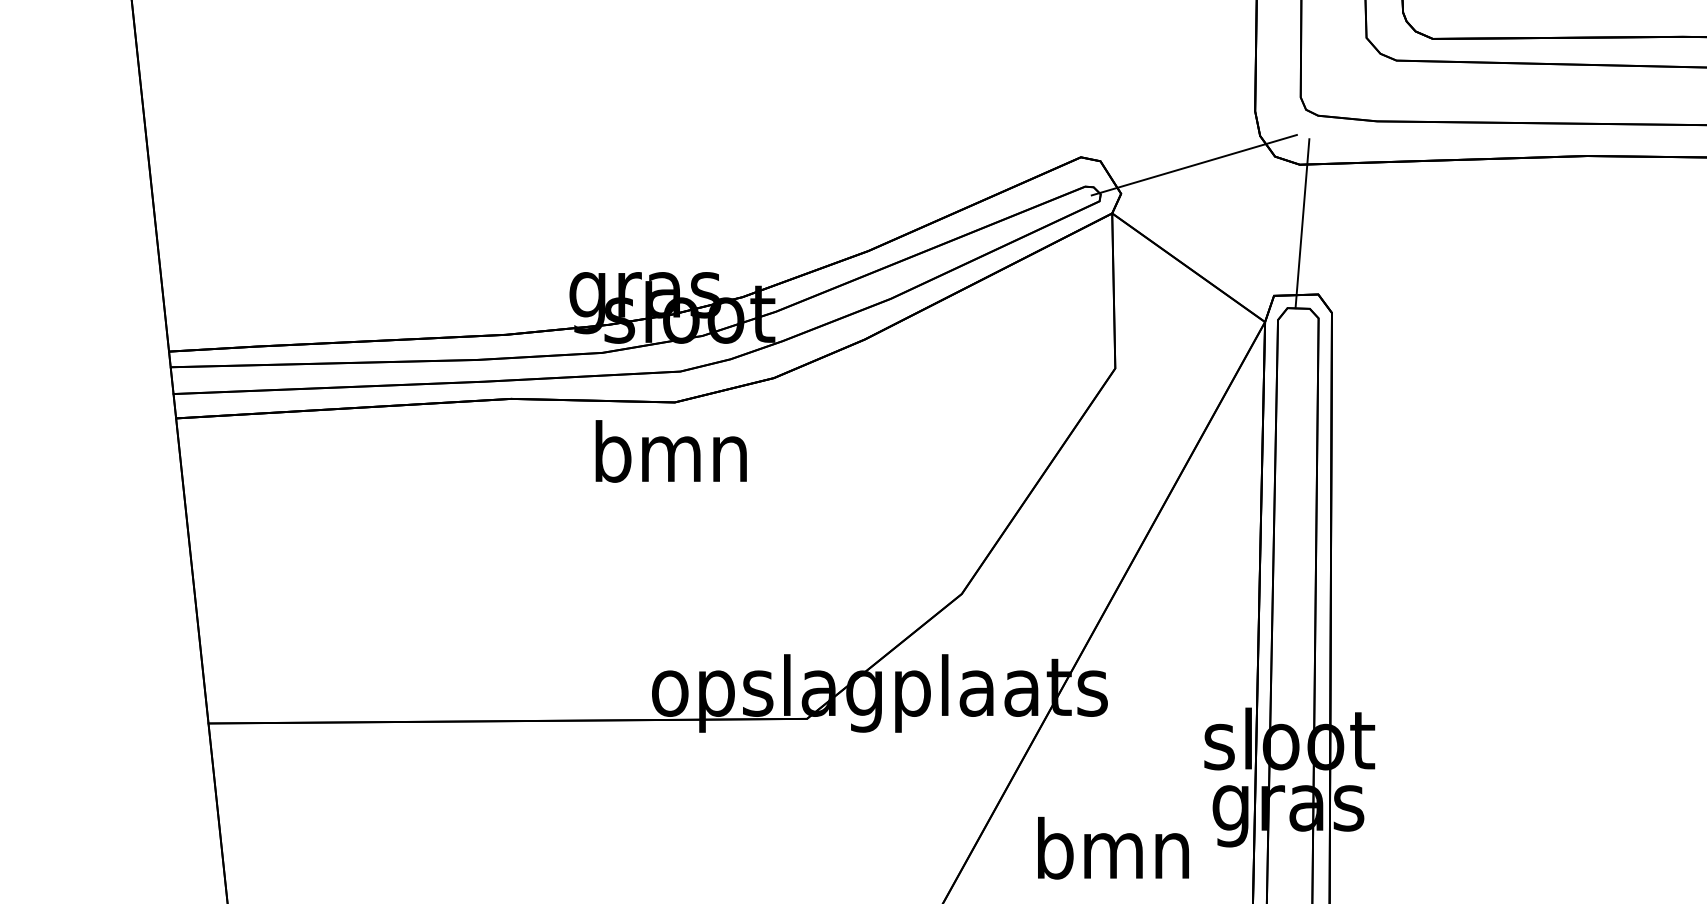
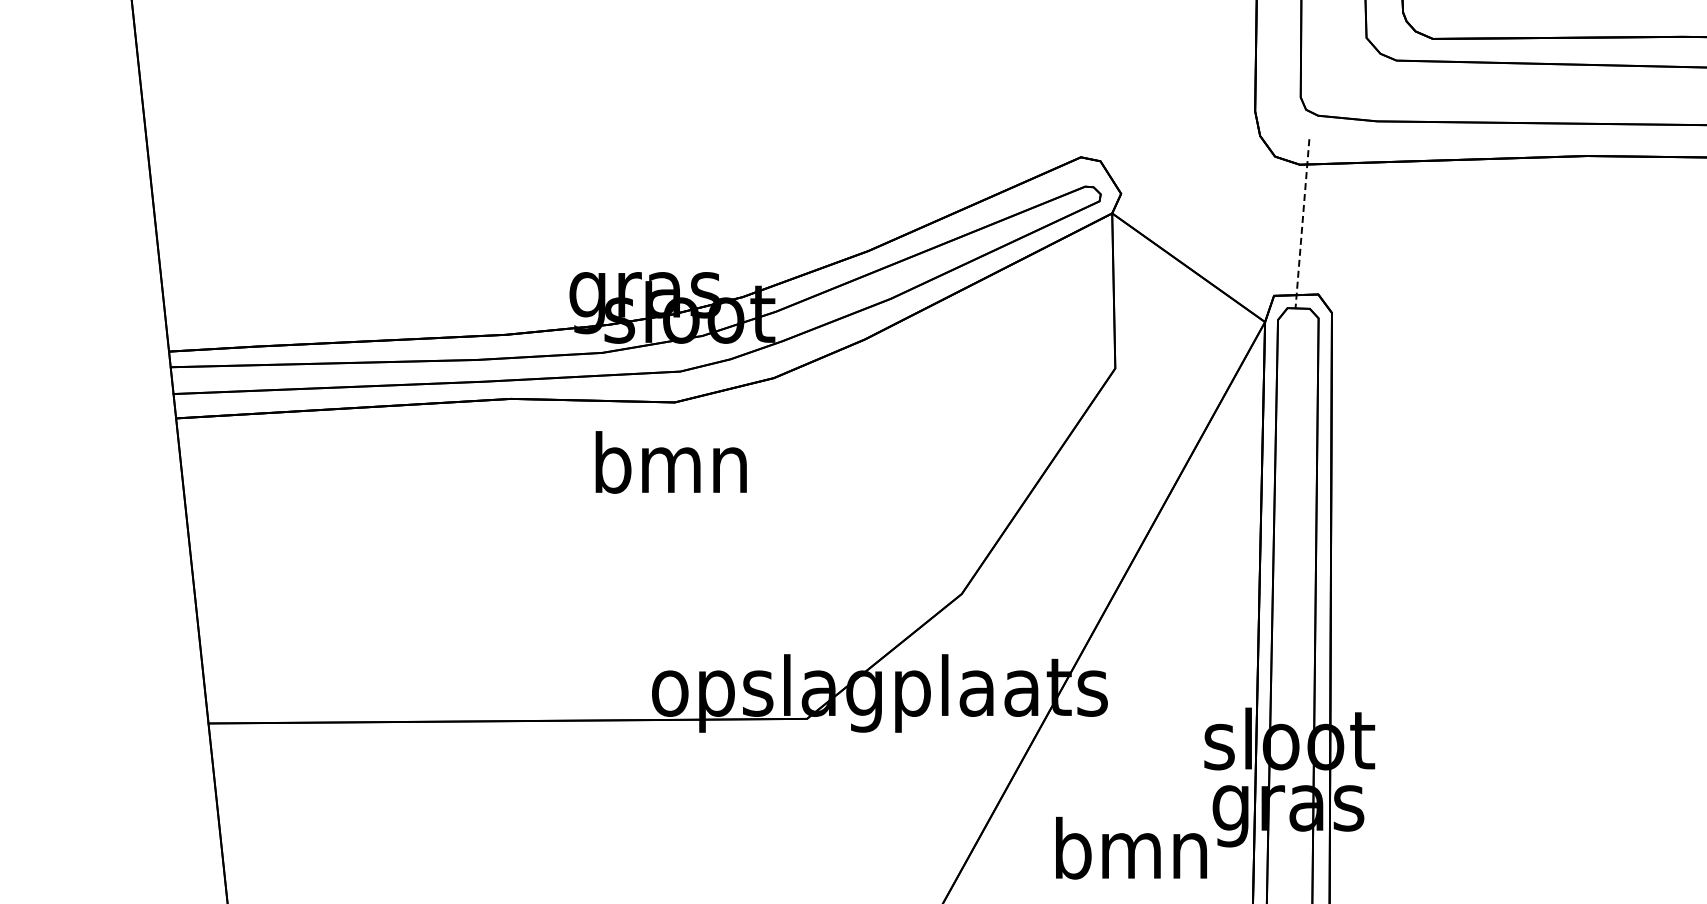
line: present -> none (1193, 165)
line: solid -> dashed (1302, 223)
text position: (670, 451) -> (670, 462) (670, 462)
text position: (1113, 847) -> (1131, 847) (1131, 847)
